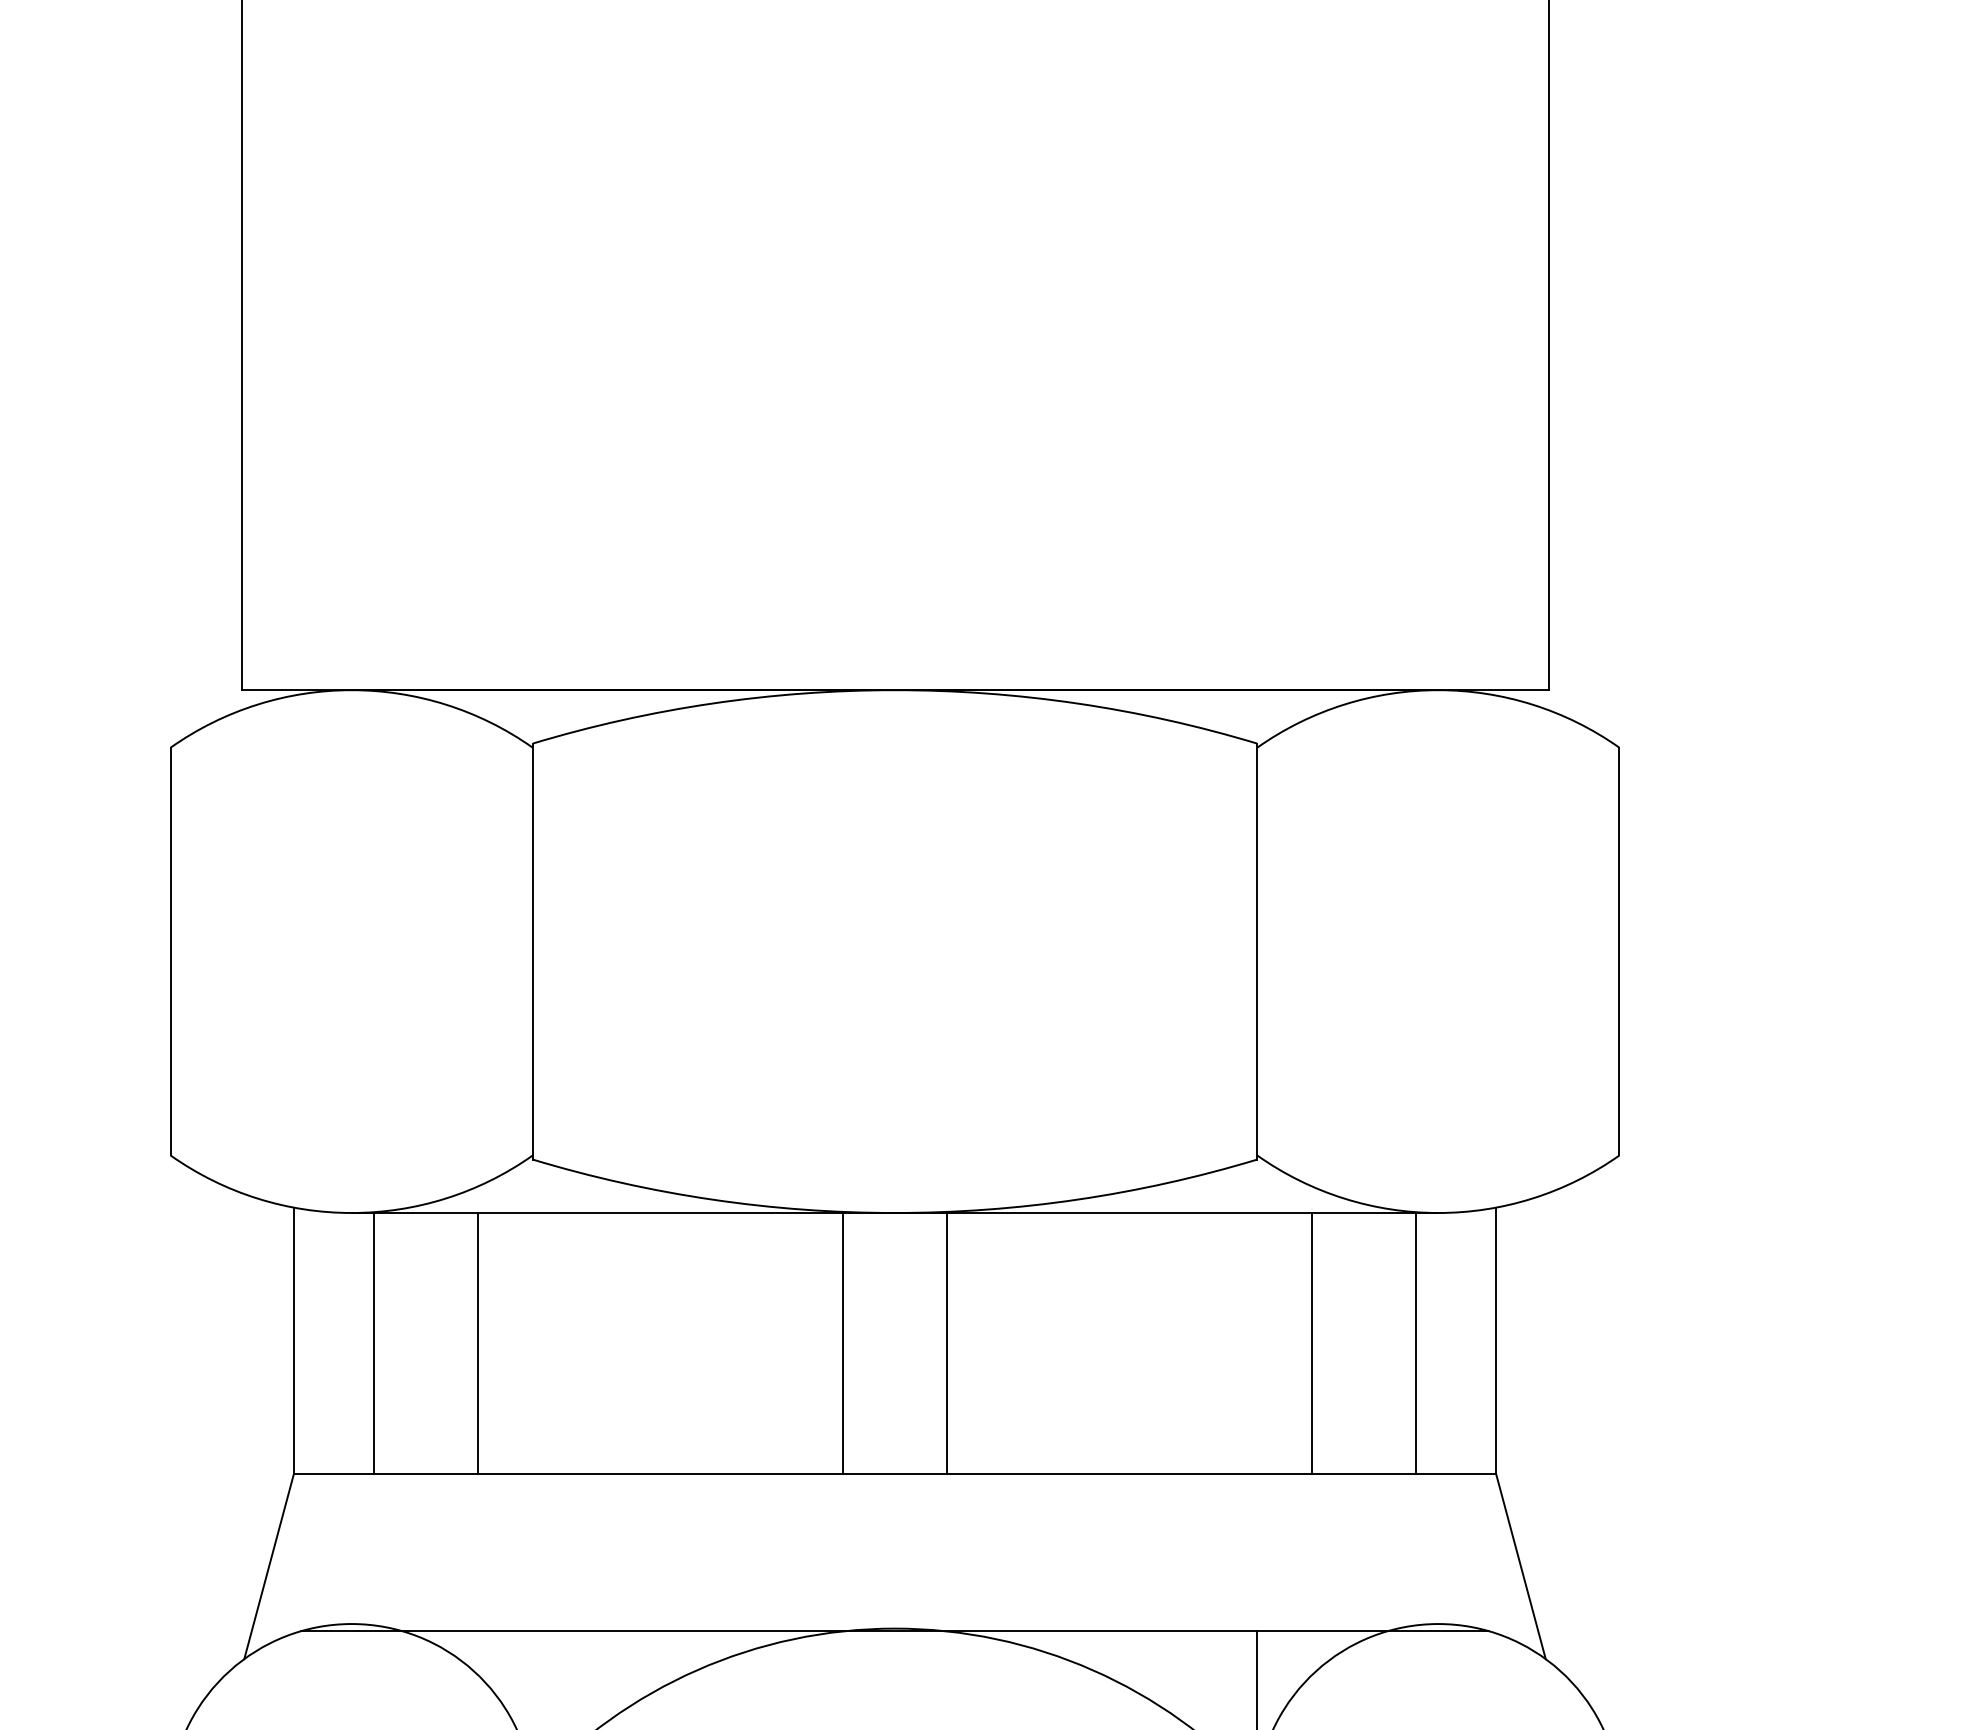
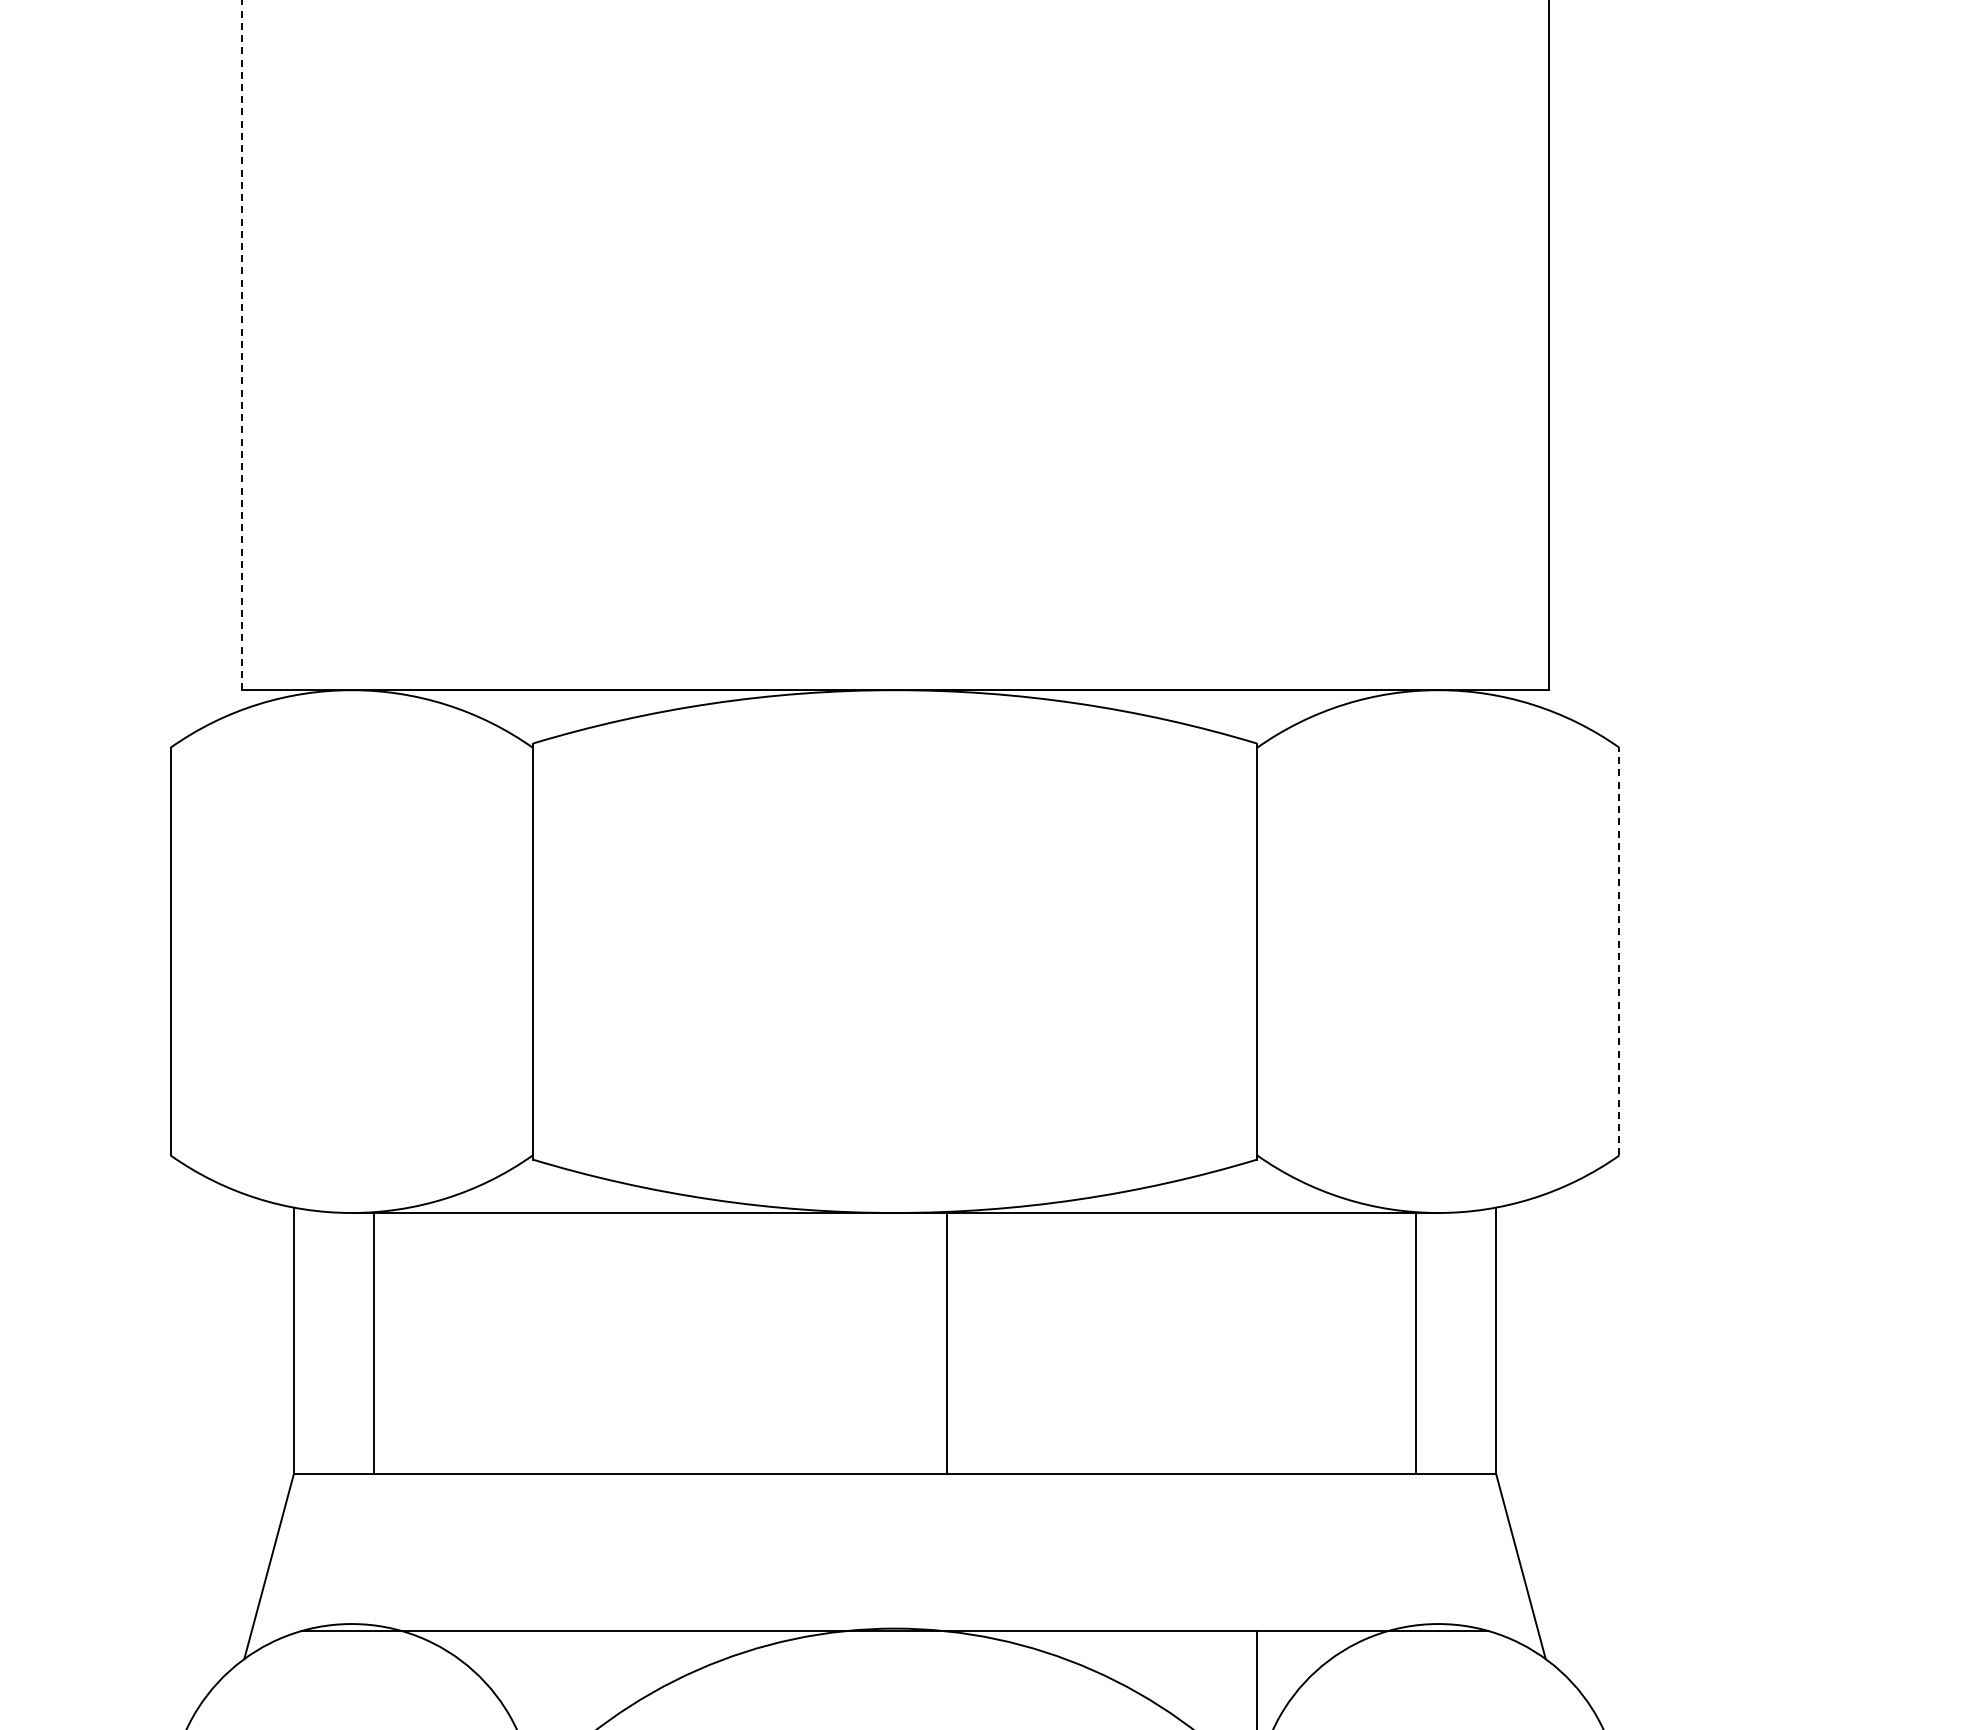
line: solid -> dashed (241, 345)
line: solid -> dashed (1619, 951)
line: present -> none (478, 1343)
line: present -> none (842, 1343)
line: present -> none (1311, 1343)
